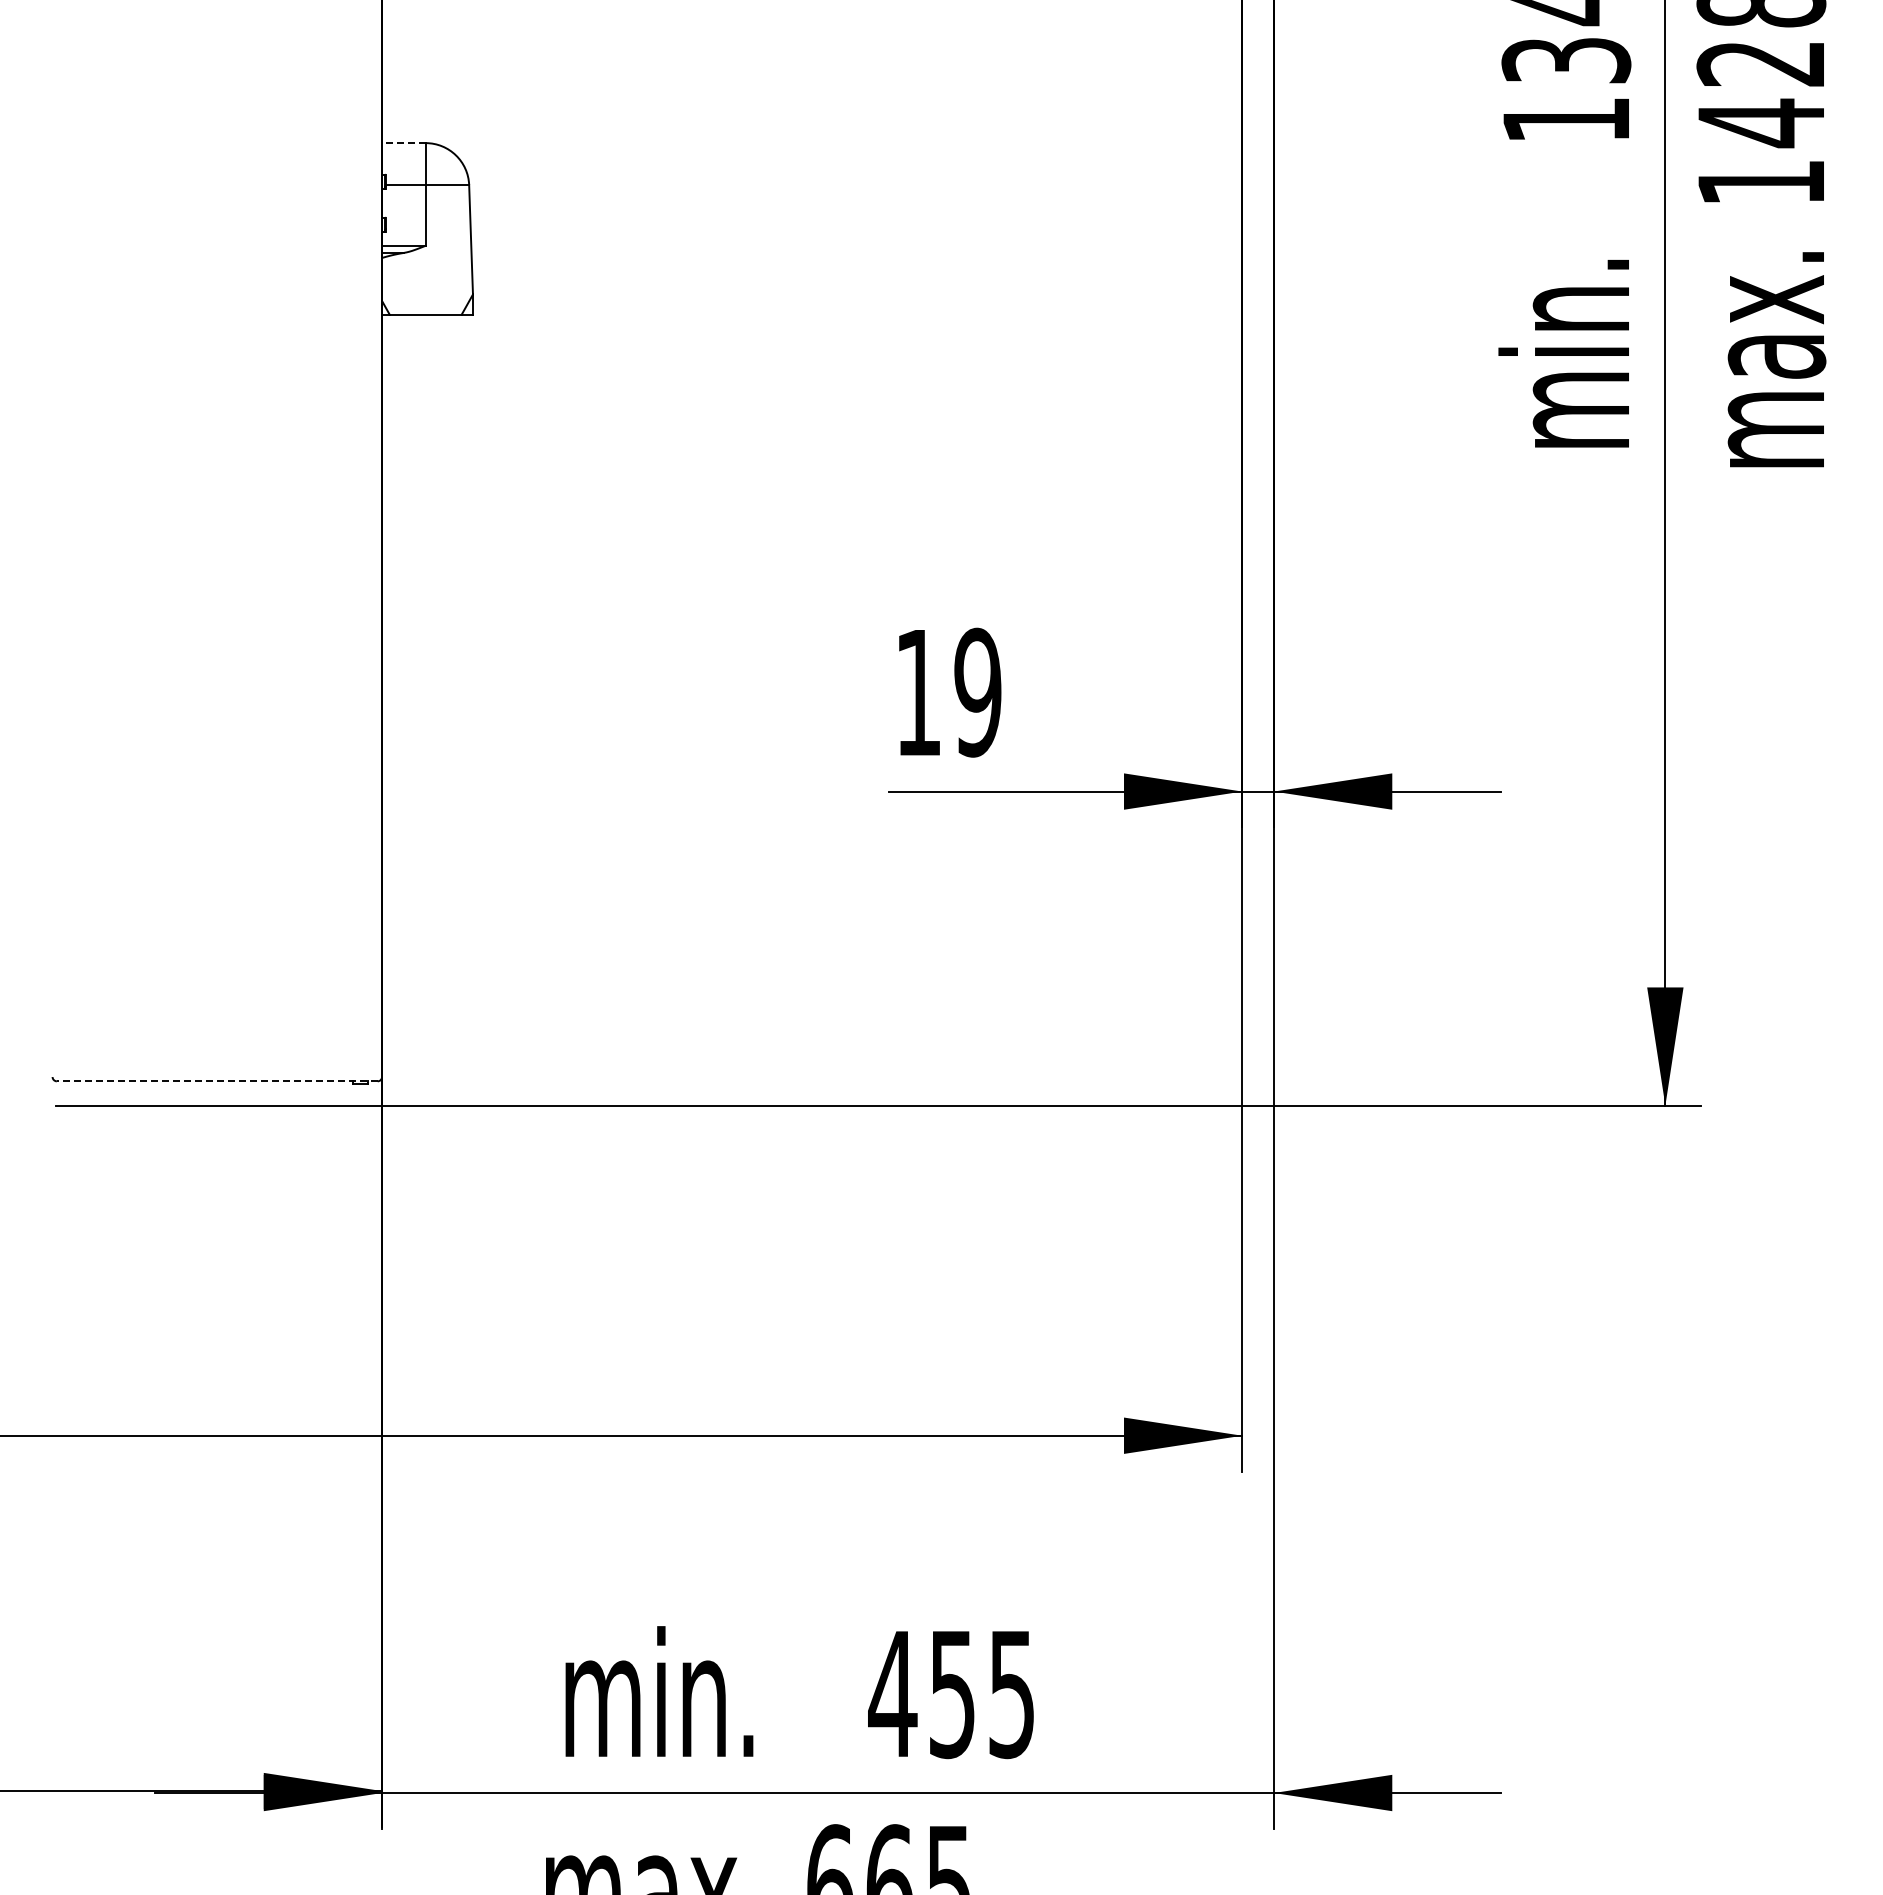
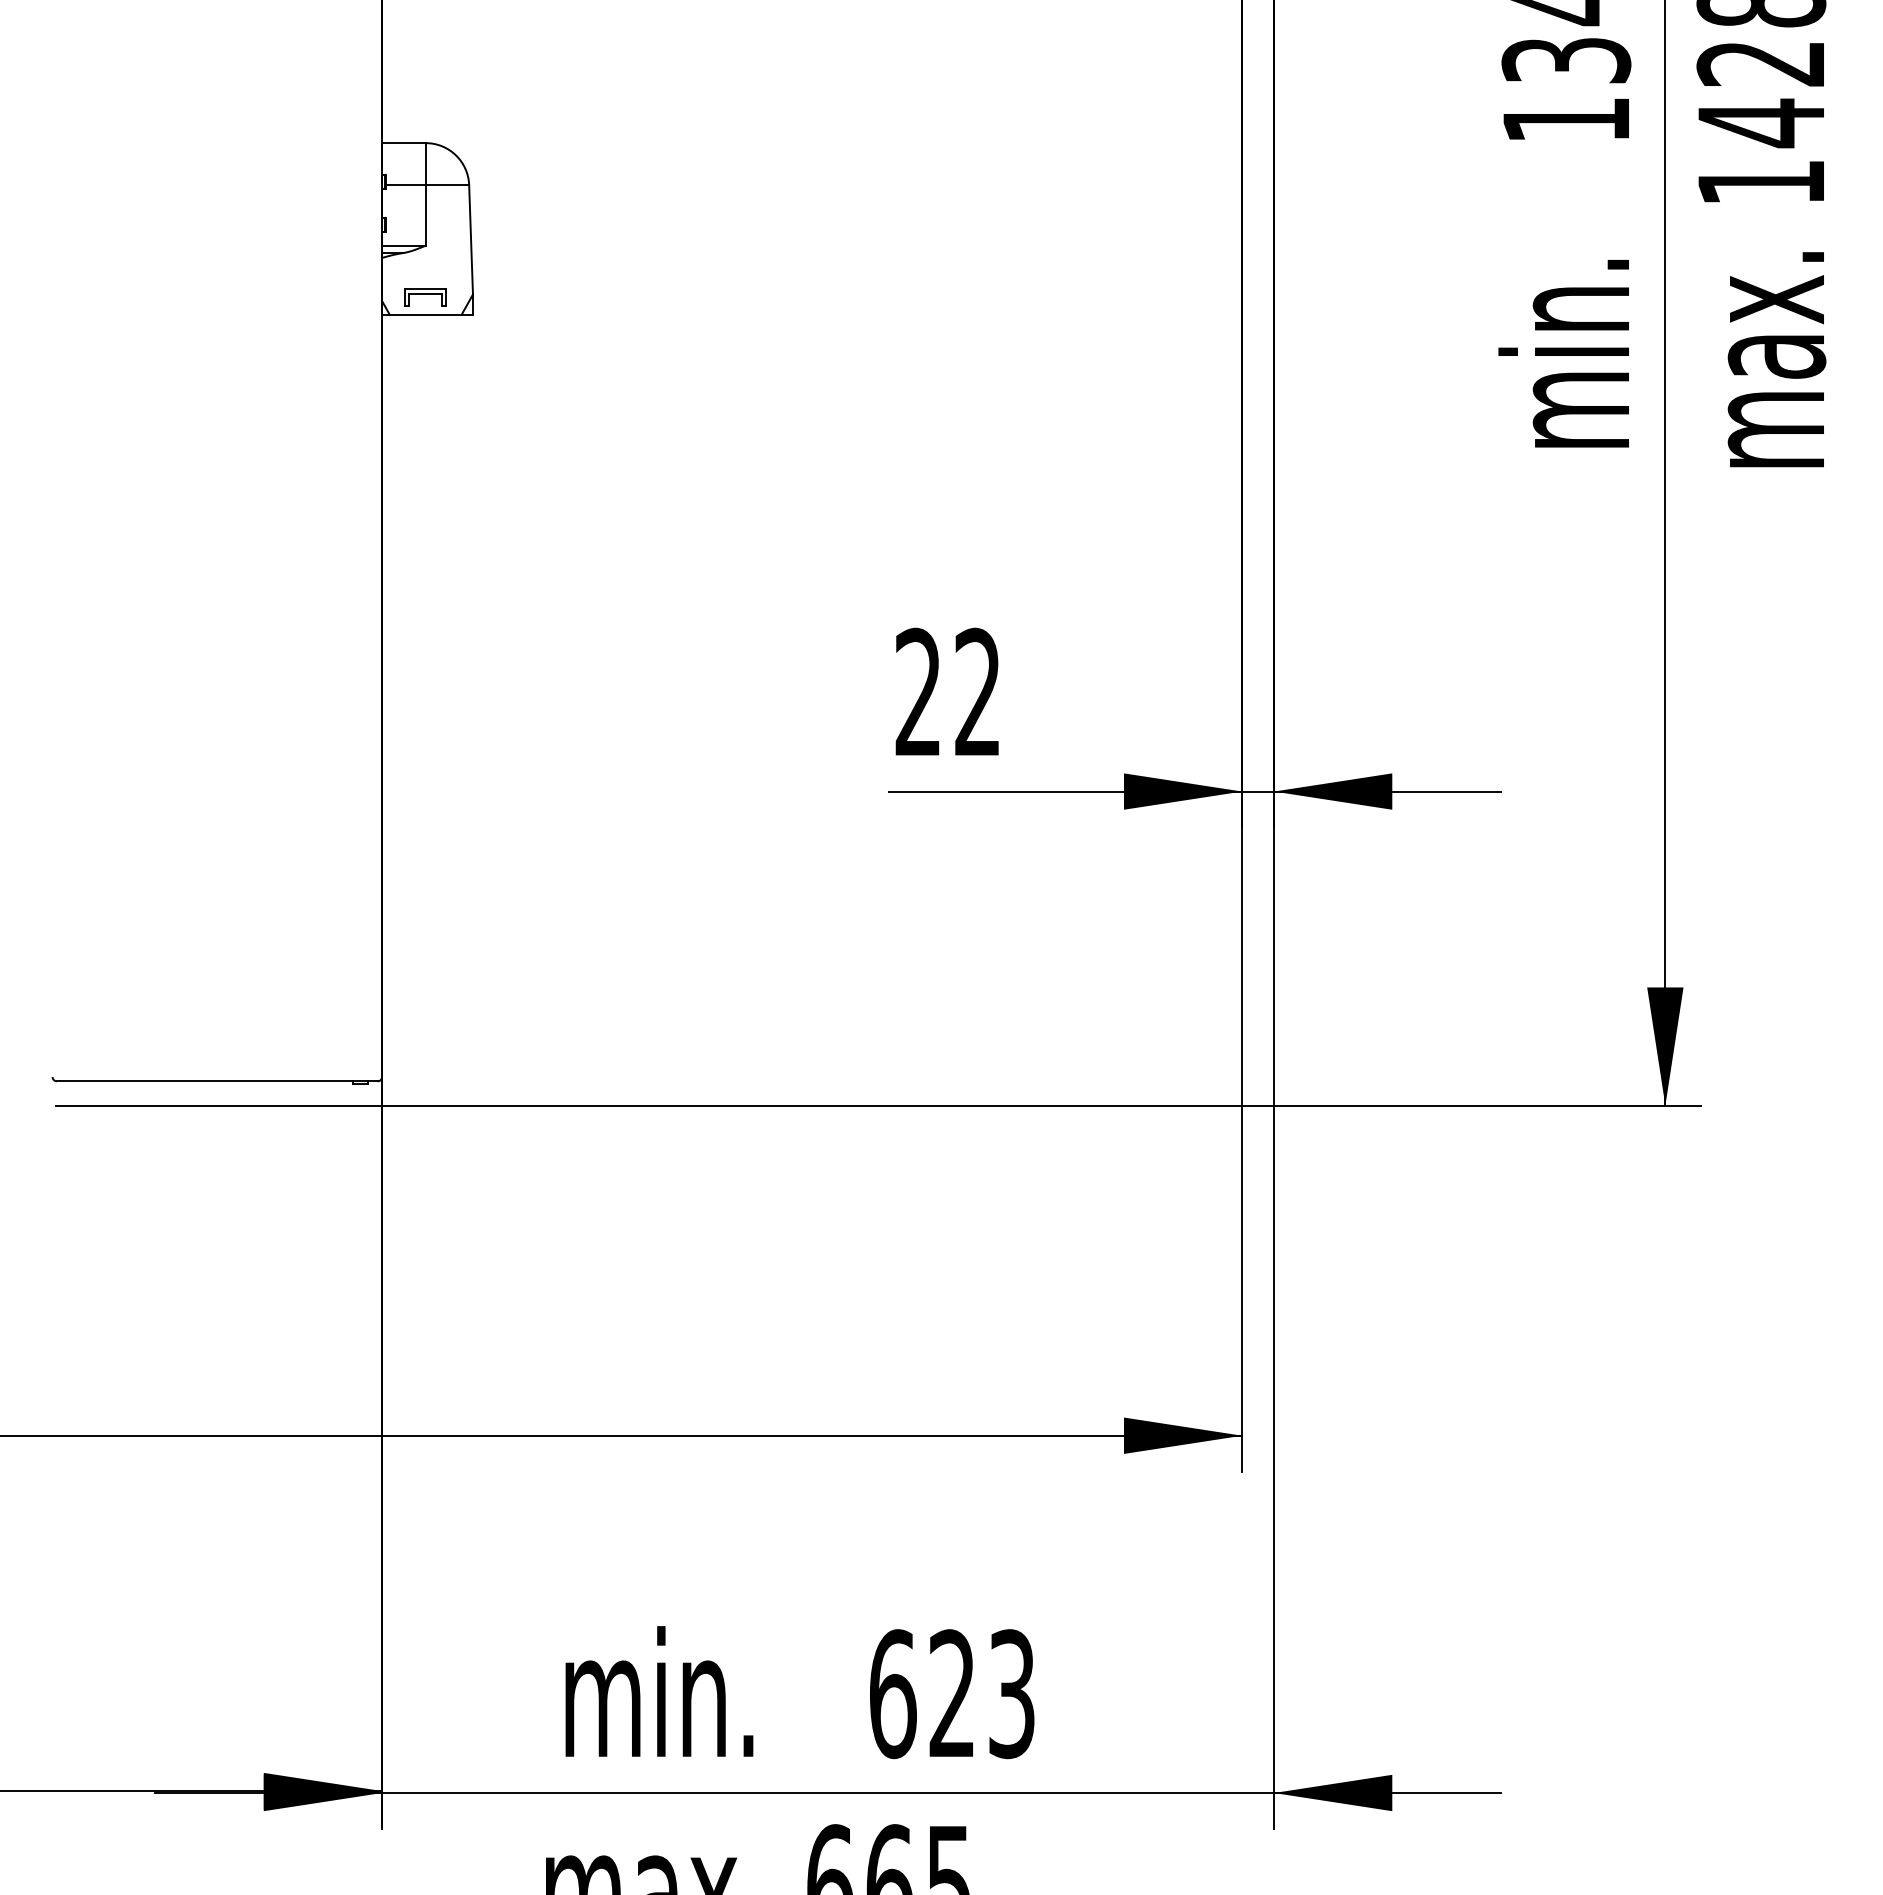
line: dashed -> solid (403, 143)
part: none -> present (425, 297)
text: 19 -> 22 (948, 692)
line: dashed -> solid (216, 1081)
text: 455 -> 623 (951, 1694)
